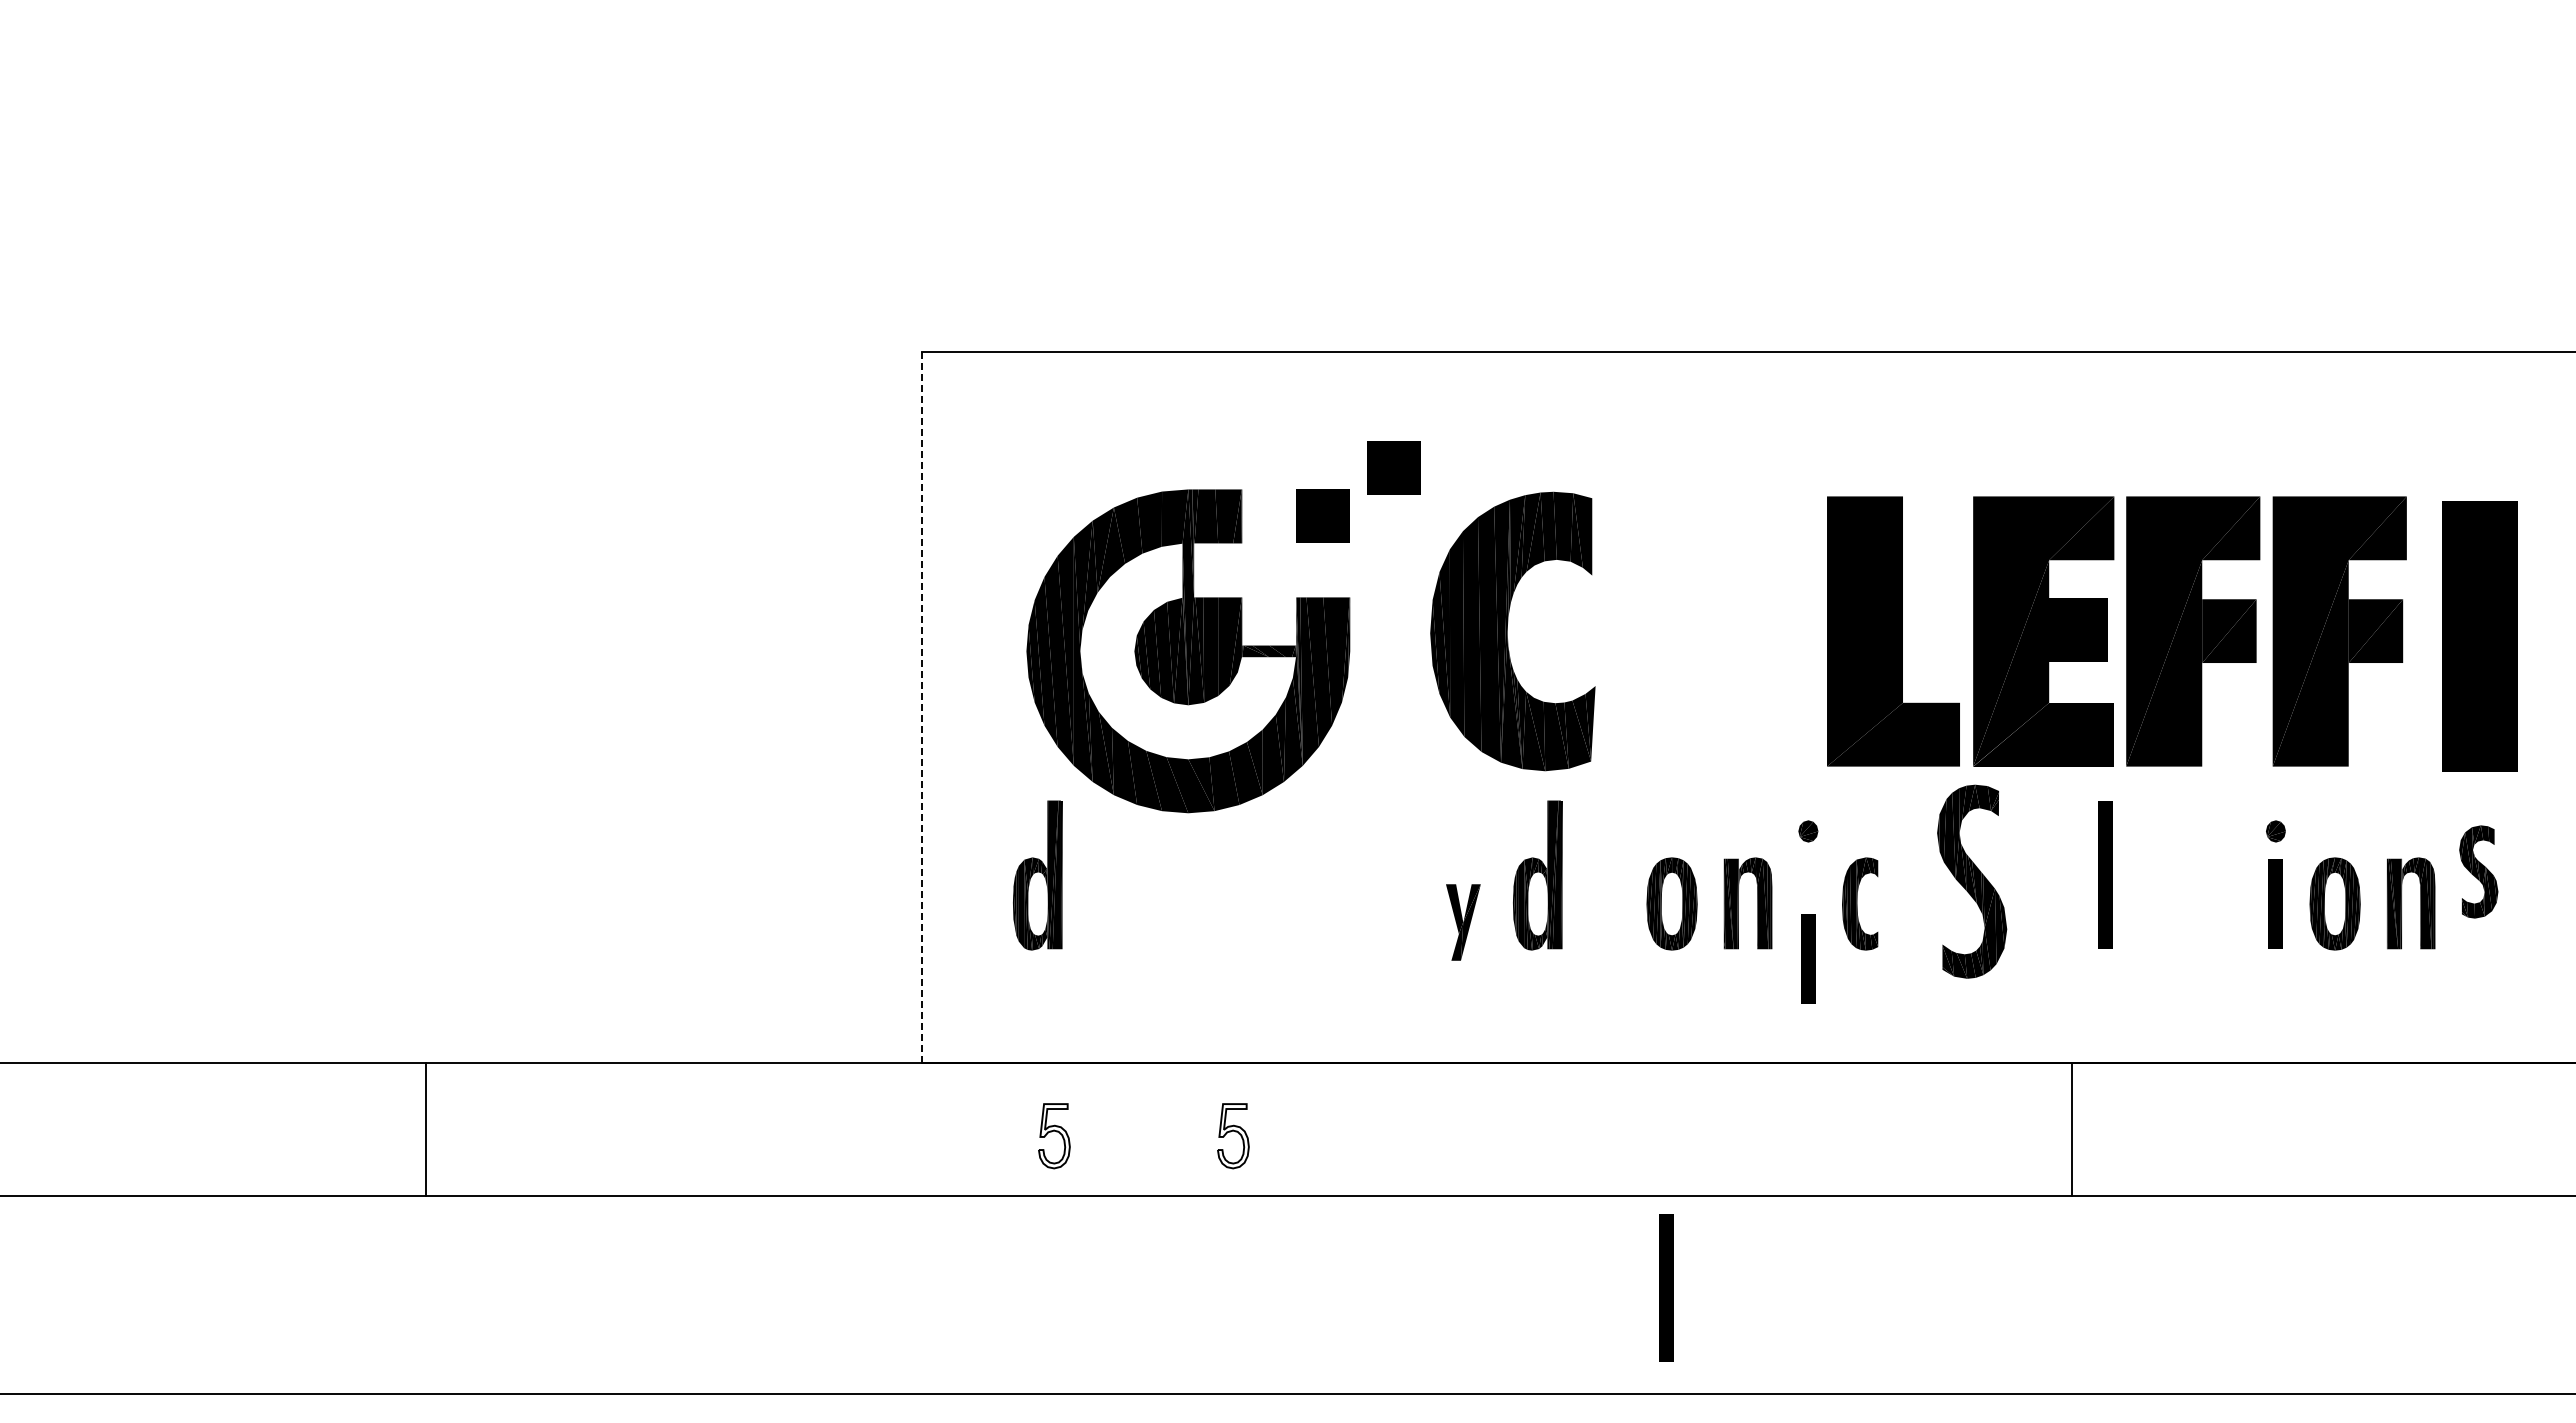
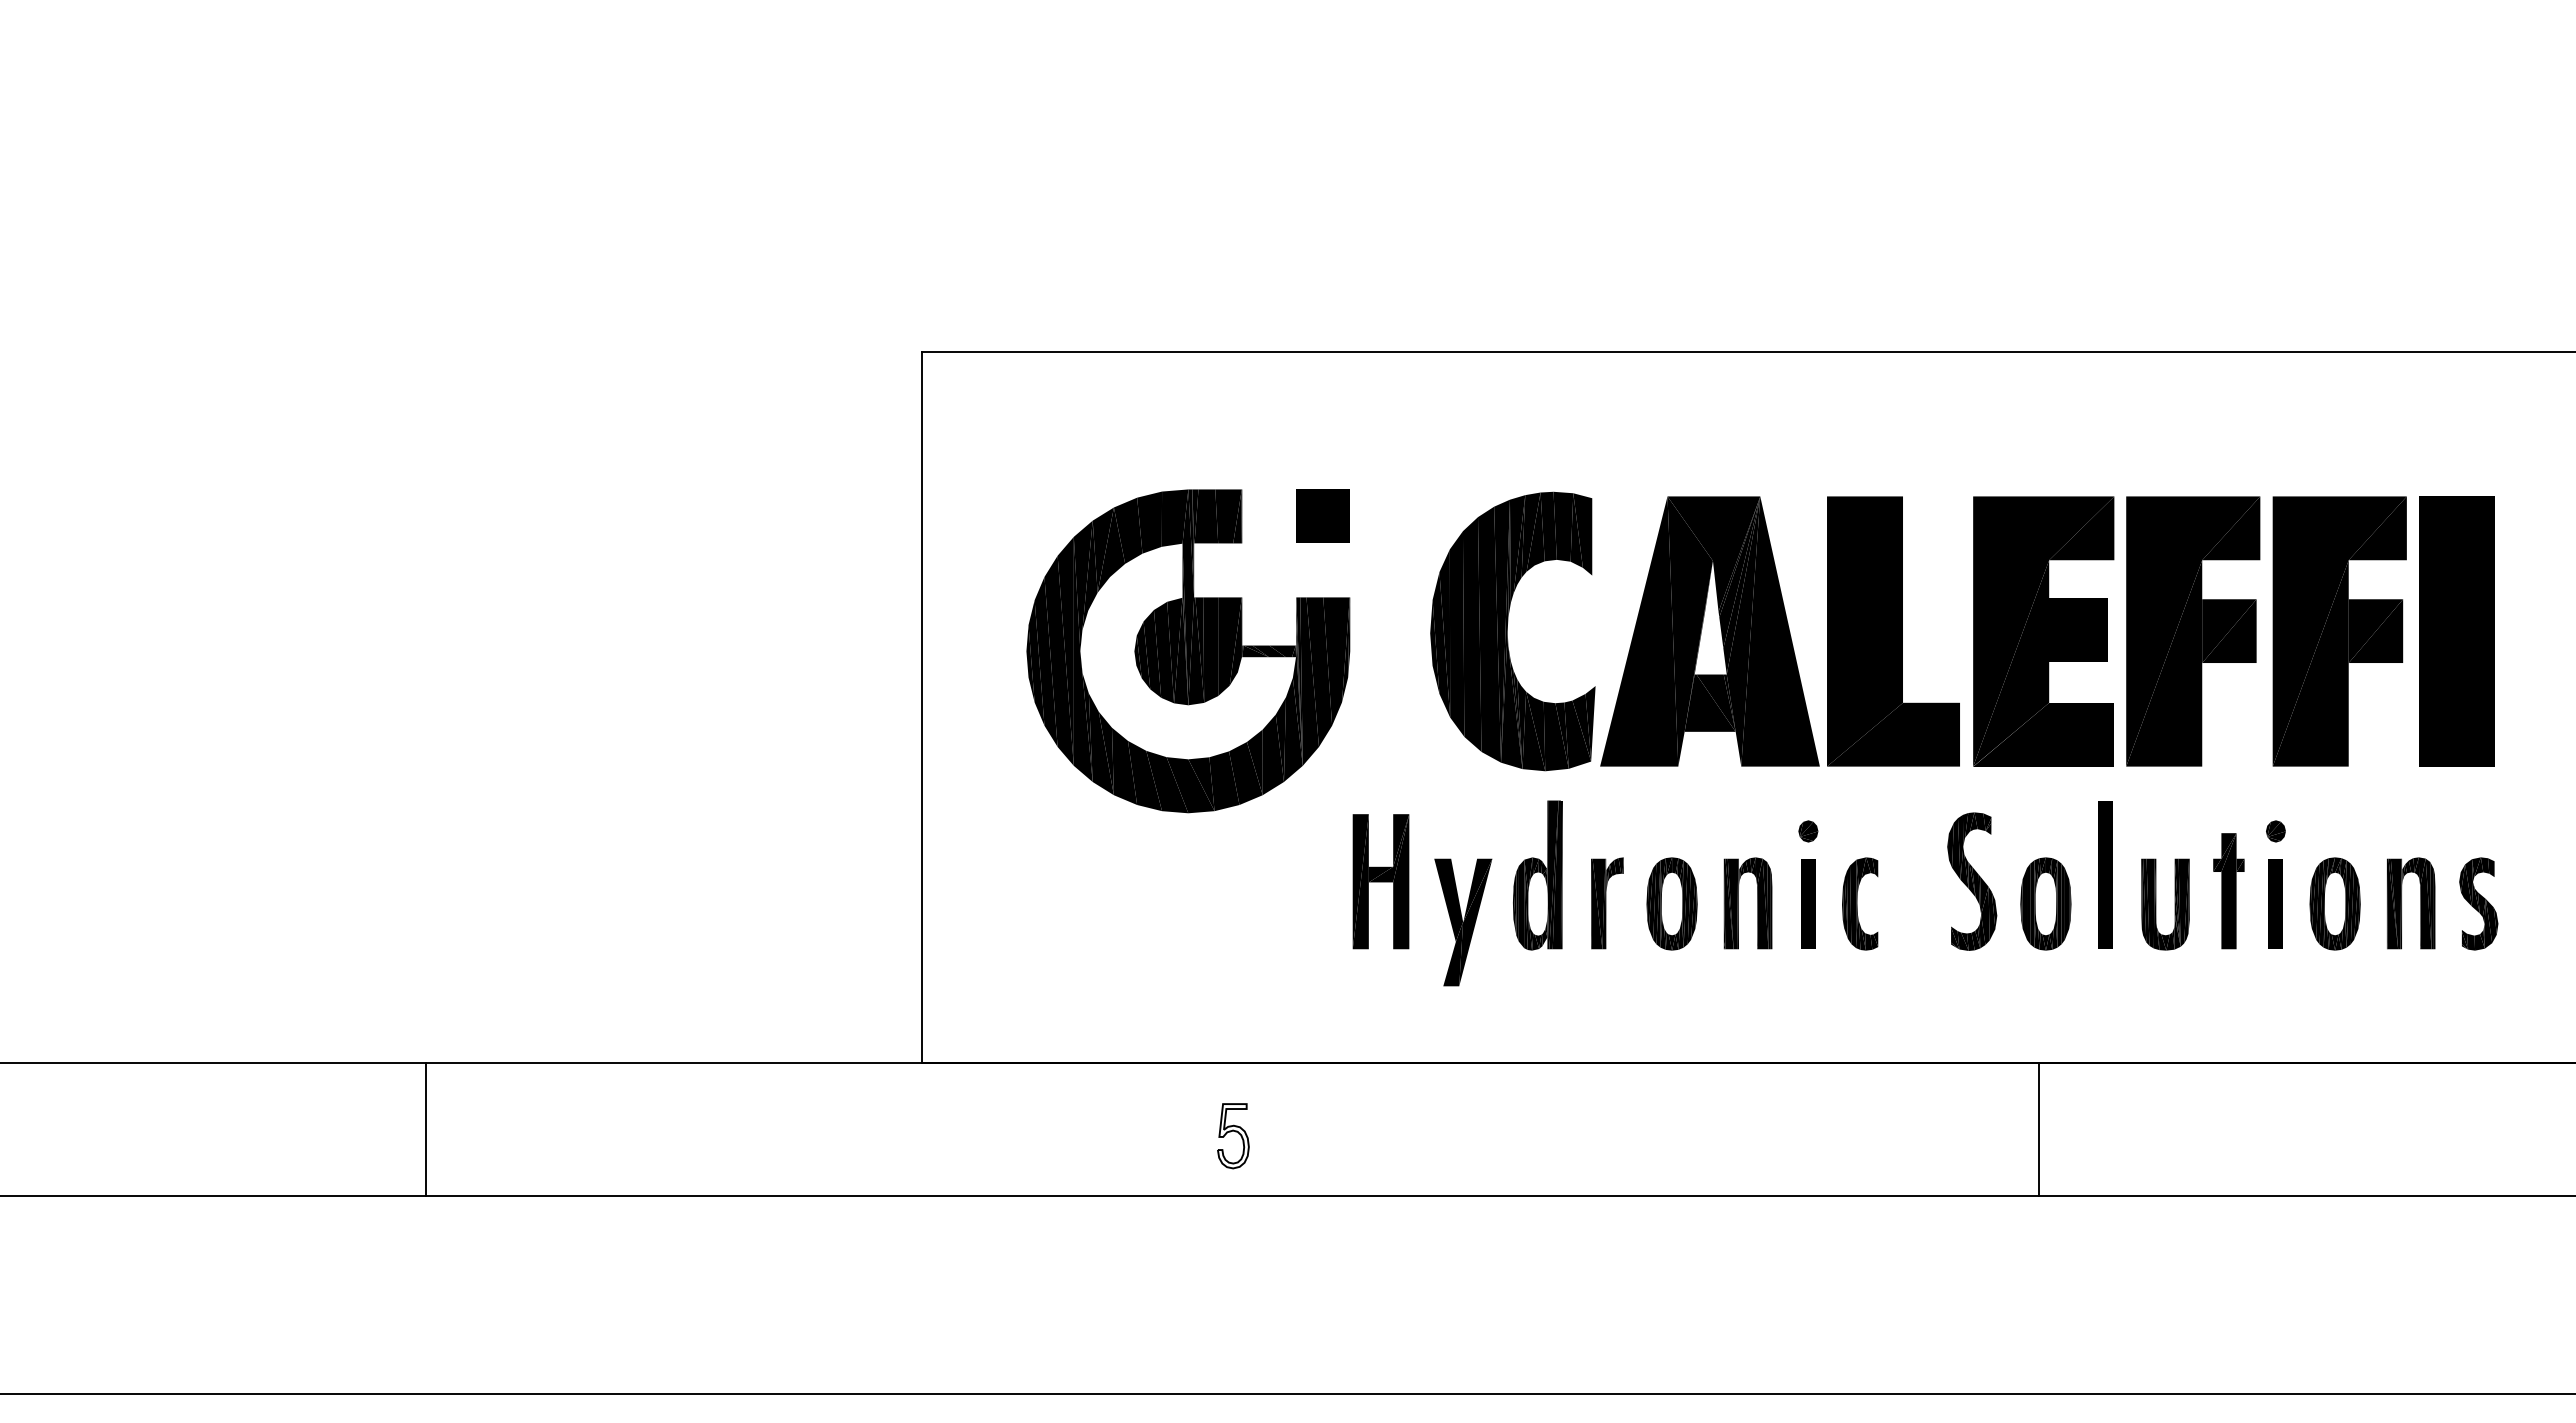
part: present -> none (1393, 467)
part: none -> present (1709, 631)
part position: (2479, 636) -> (2456, 631) (2456, 631)
line: dashed -> solid (922, 707)
part position: (2478, 871) -> (2478, 903) (2478, 903)
part: present -> none (1037, 875)
part: none -> present (1380, 881)
part size: 71x195 px -> 51x139 px (1972, 881)
part: none -> present (2228, 891)
part: none -> present (1607, 903)
part: none -> present (2045, 903)
part: none -> present (2156, 904)
part size: 35x77 px -> 59x129 px (1463, 922)
part position: (1808, 958) -> (1808, 903) (1808, 903)
line position: (2071, 1129) -> (2038, 1129) (2038, 1129)
part: present -> none (1054, 1136)
part: present -> none (1666, 1287)
